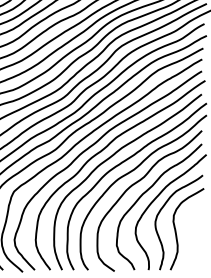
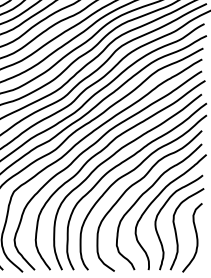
curve: none -> present (196, 237)
